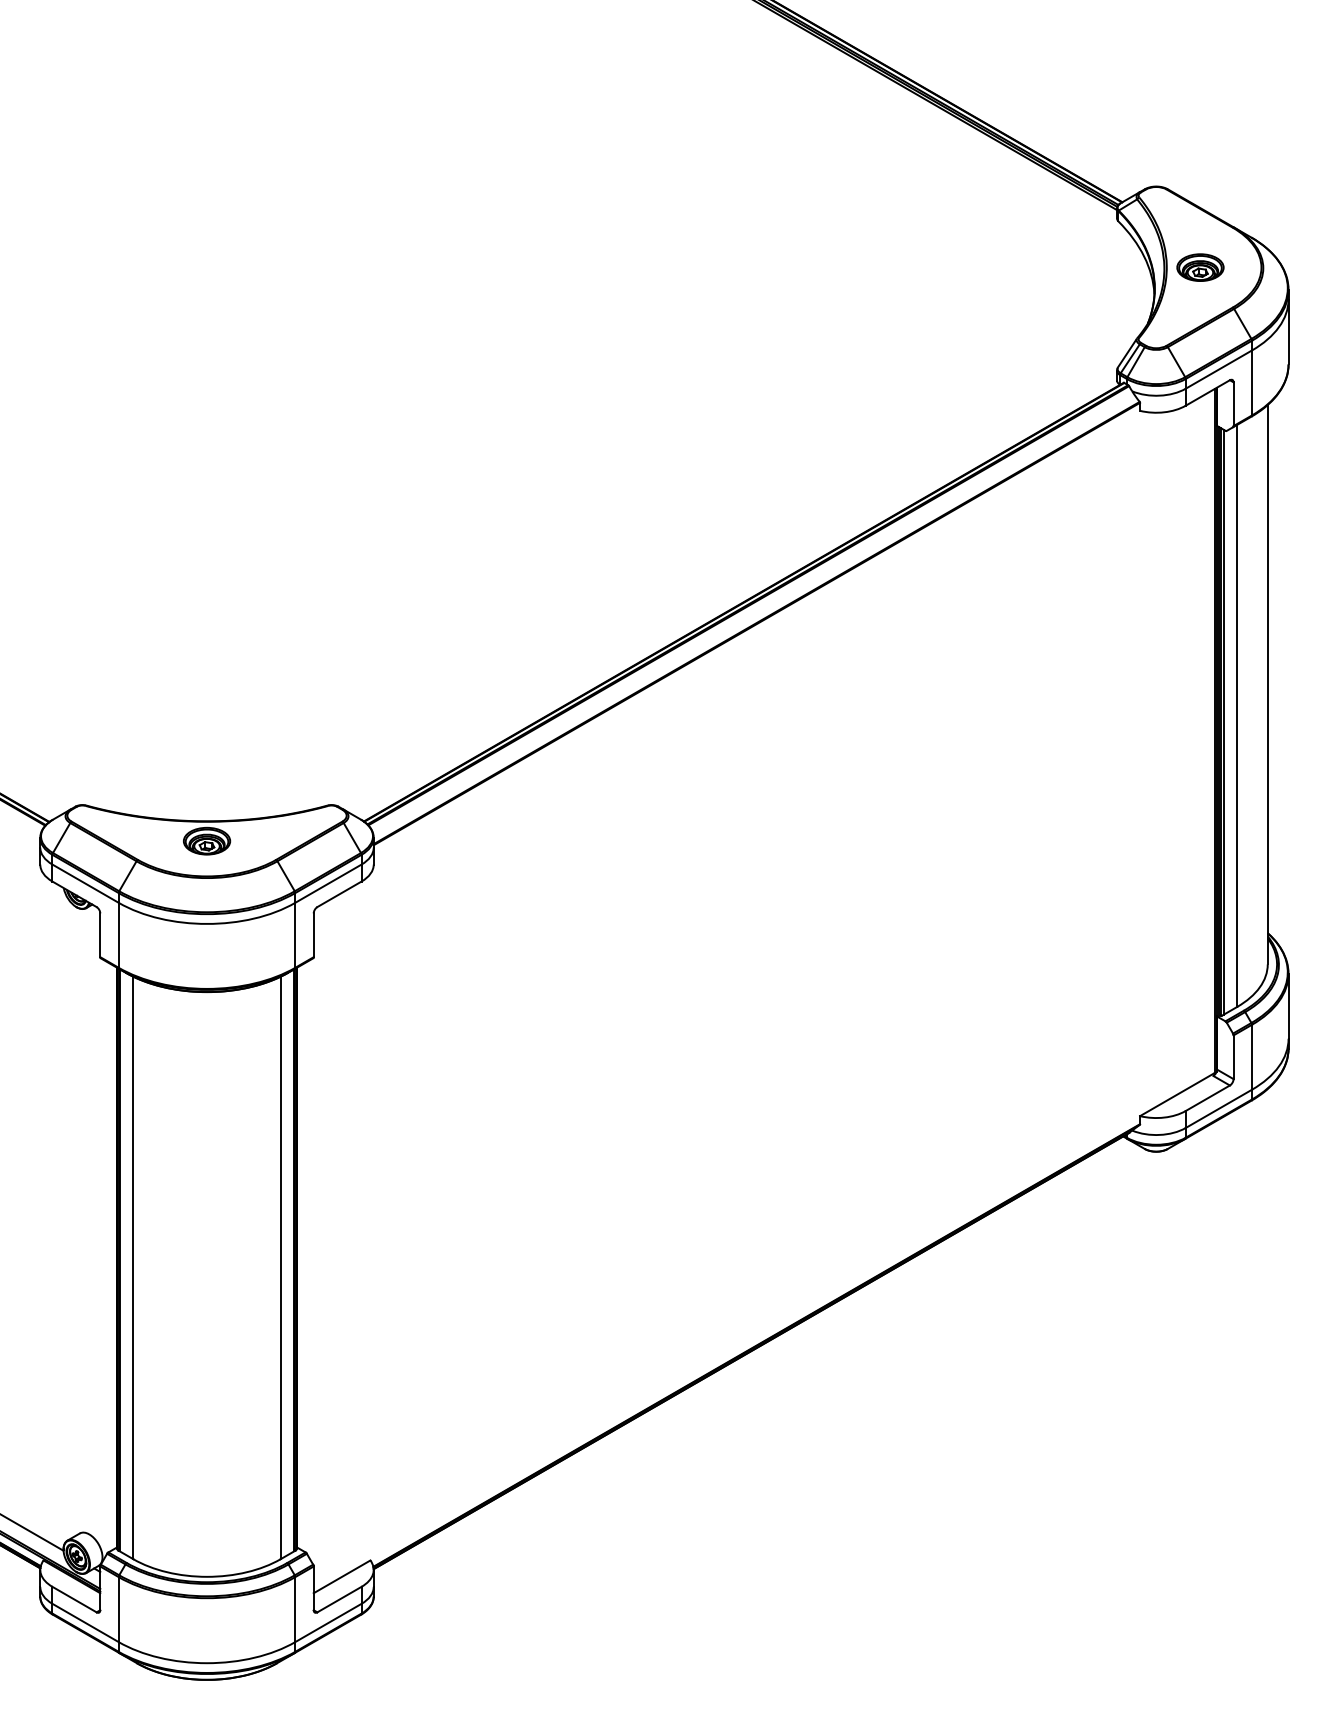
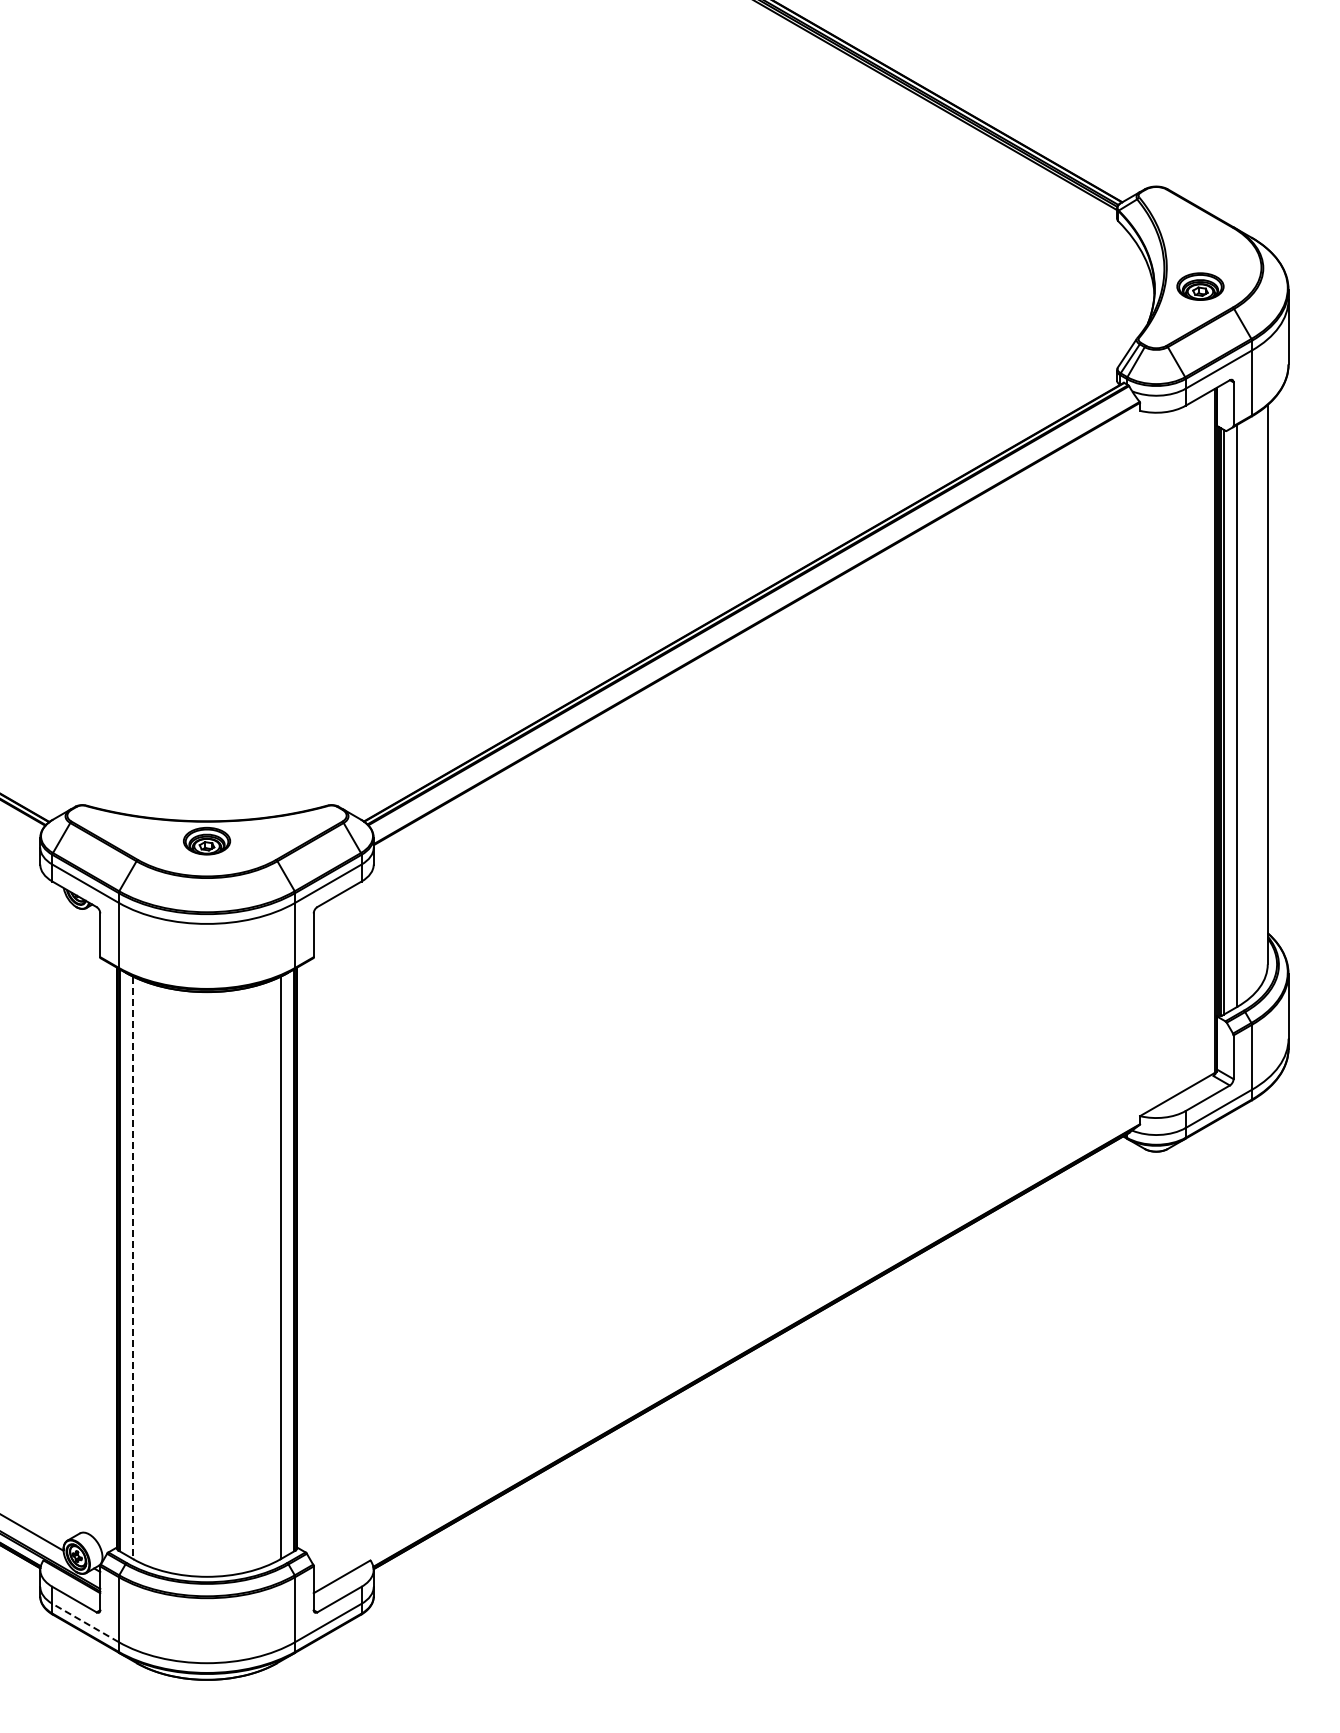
part position: (1200, 267) -> (1200, 286) (1200, 286)
line: solid -> dashed (133, 1268)
line: solid -> dashed (85, 1622)
